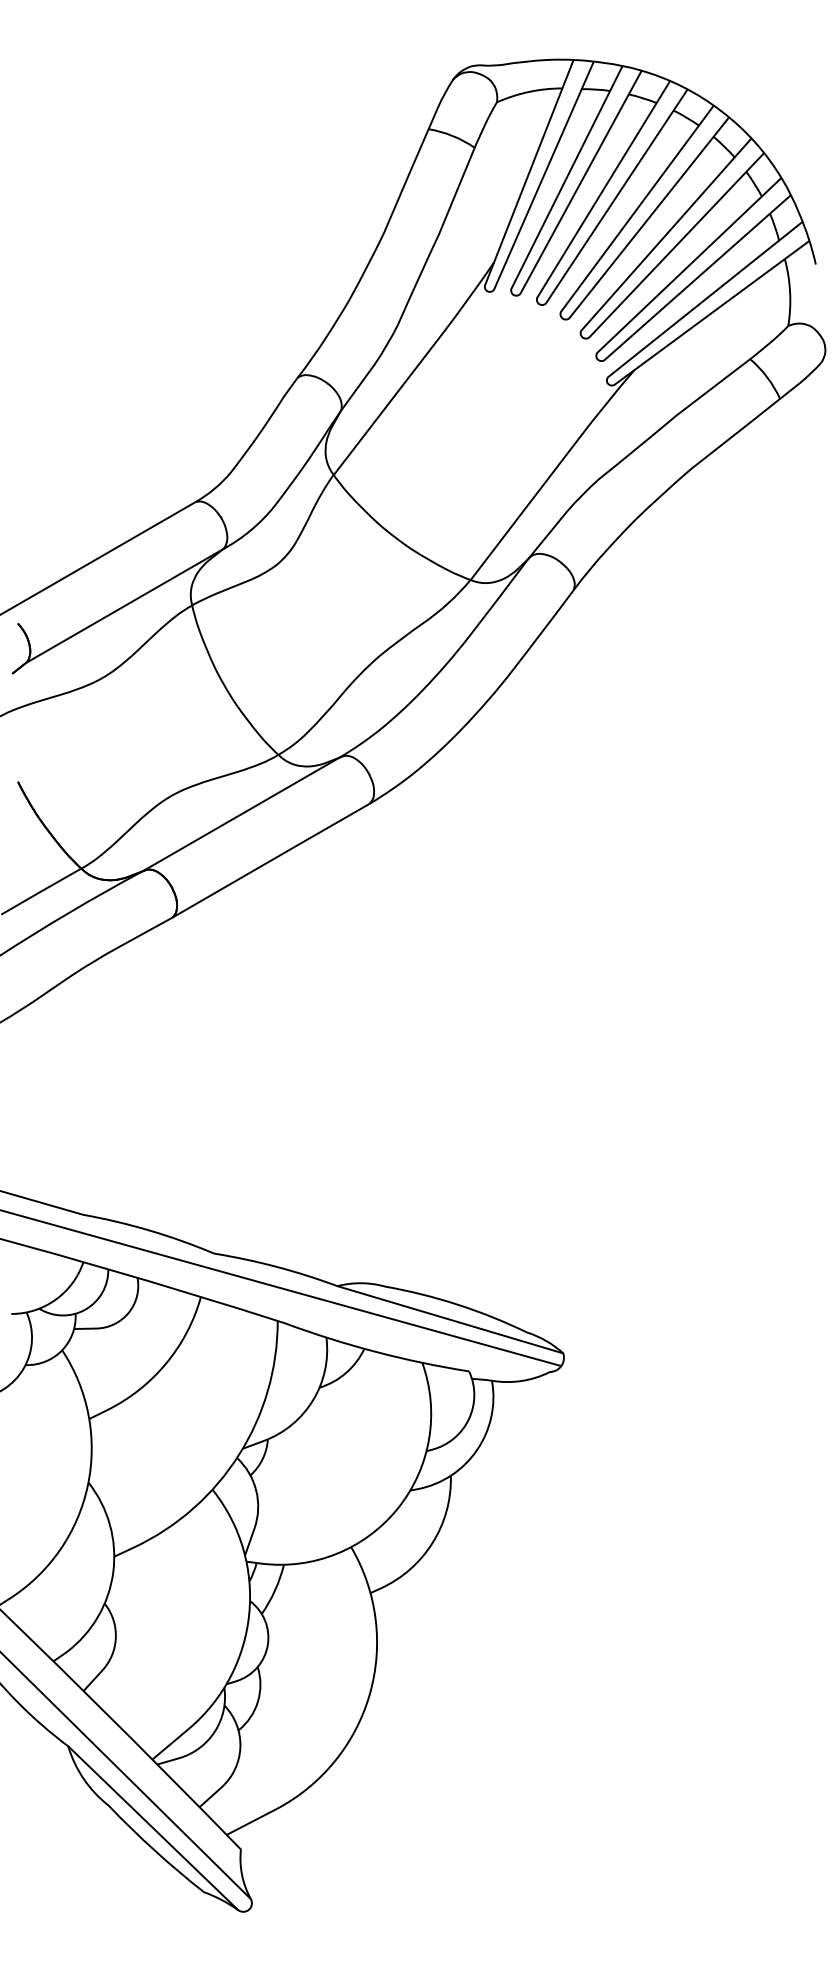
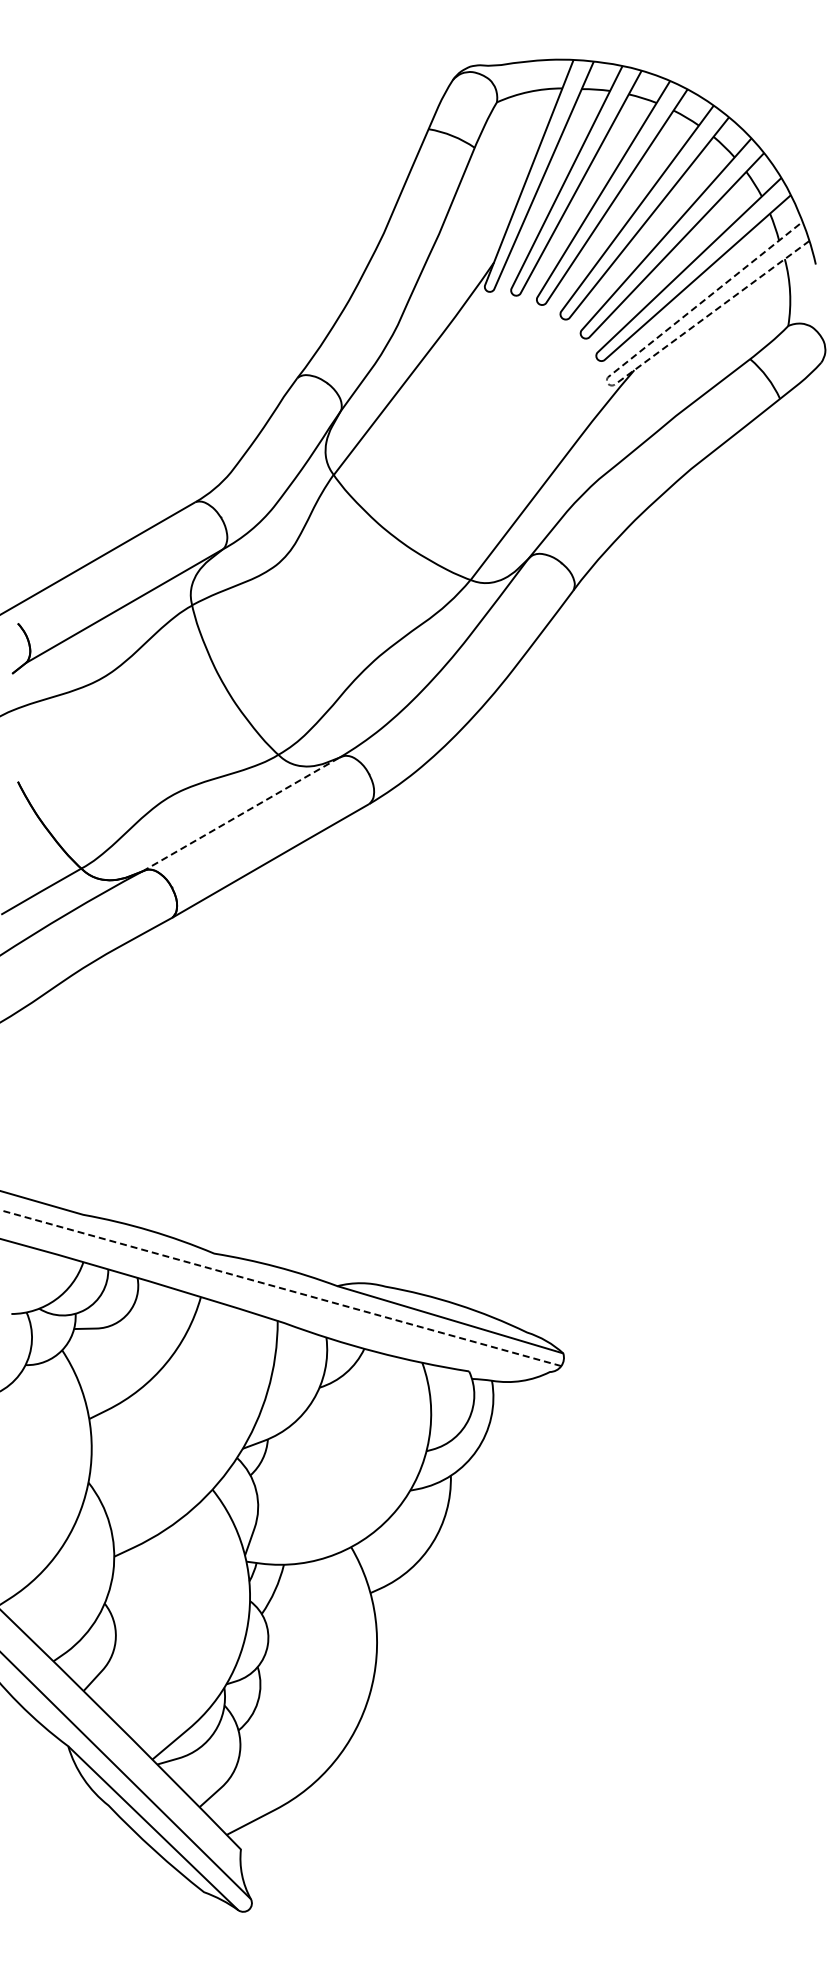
line: solid -> dashed (607, 382)
line: solid -> dashed (240, 814)
line: solid -> dashed (280, 1287)
